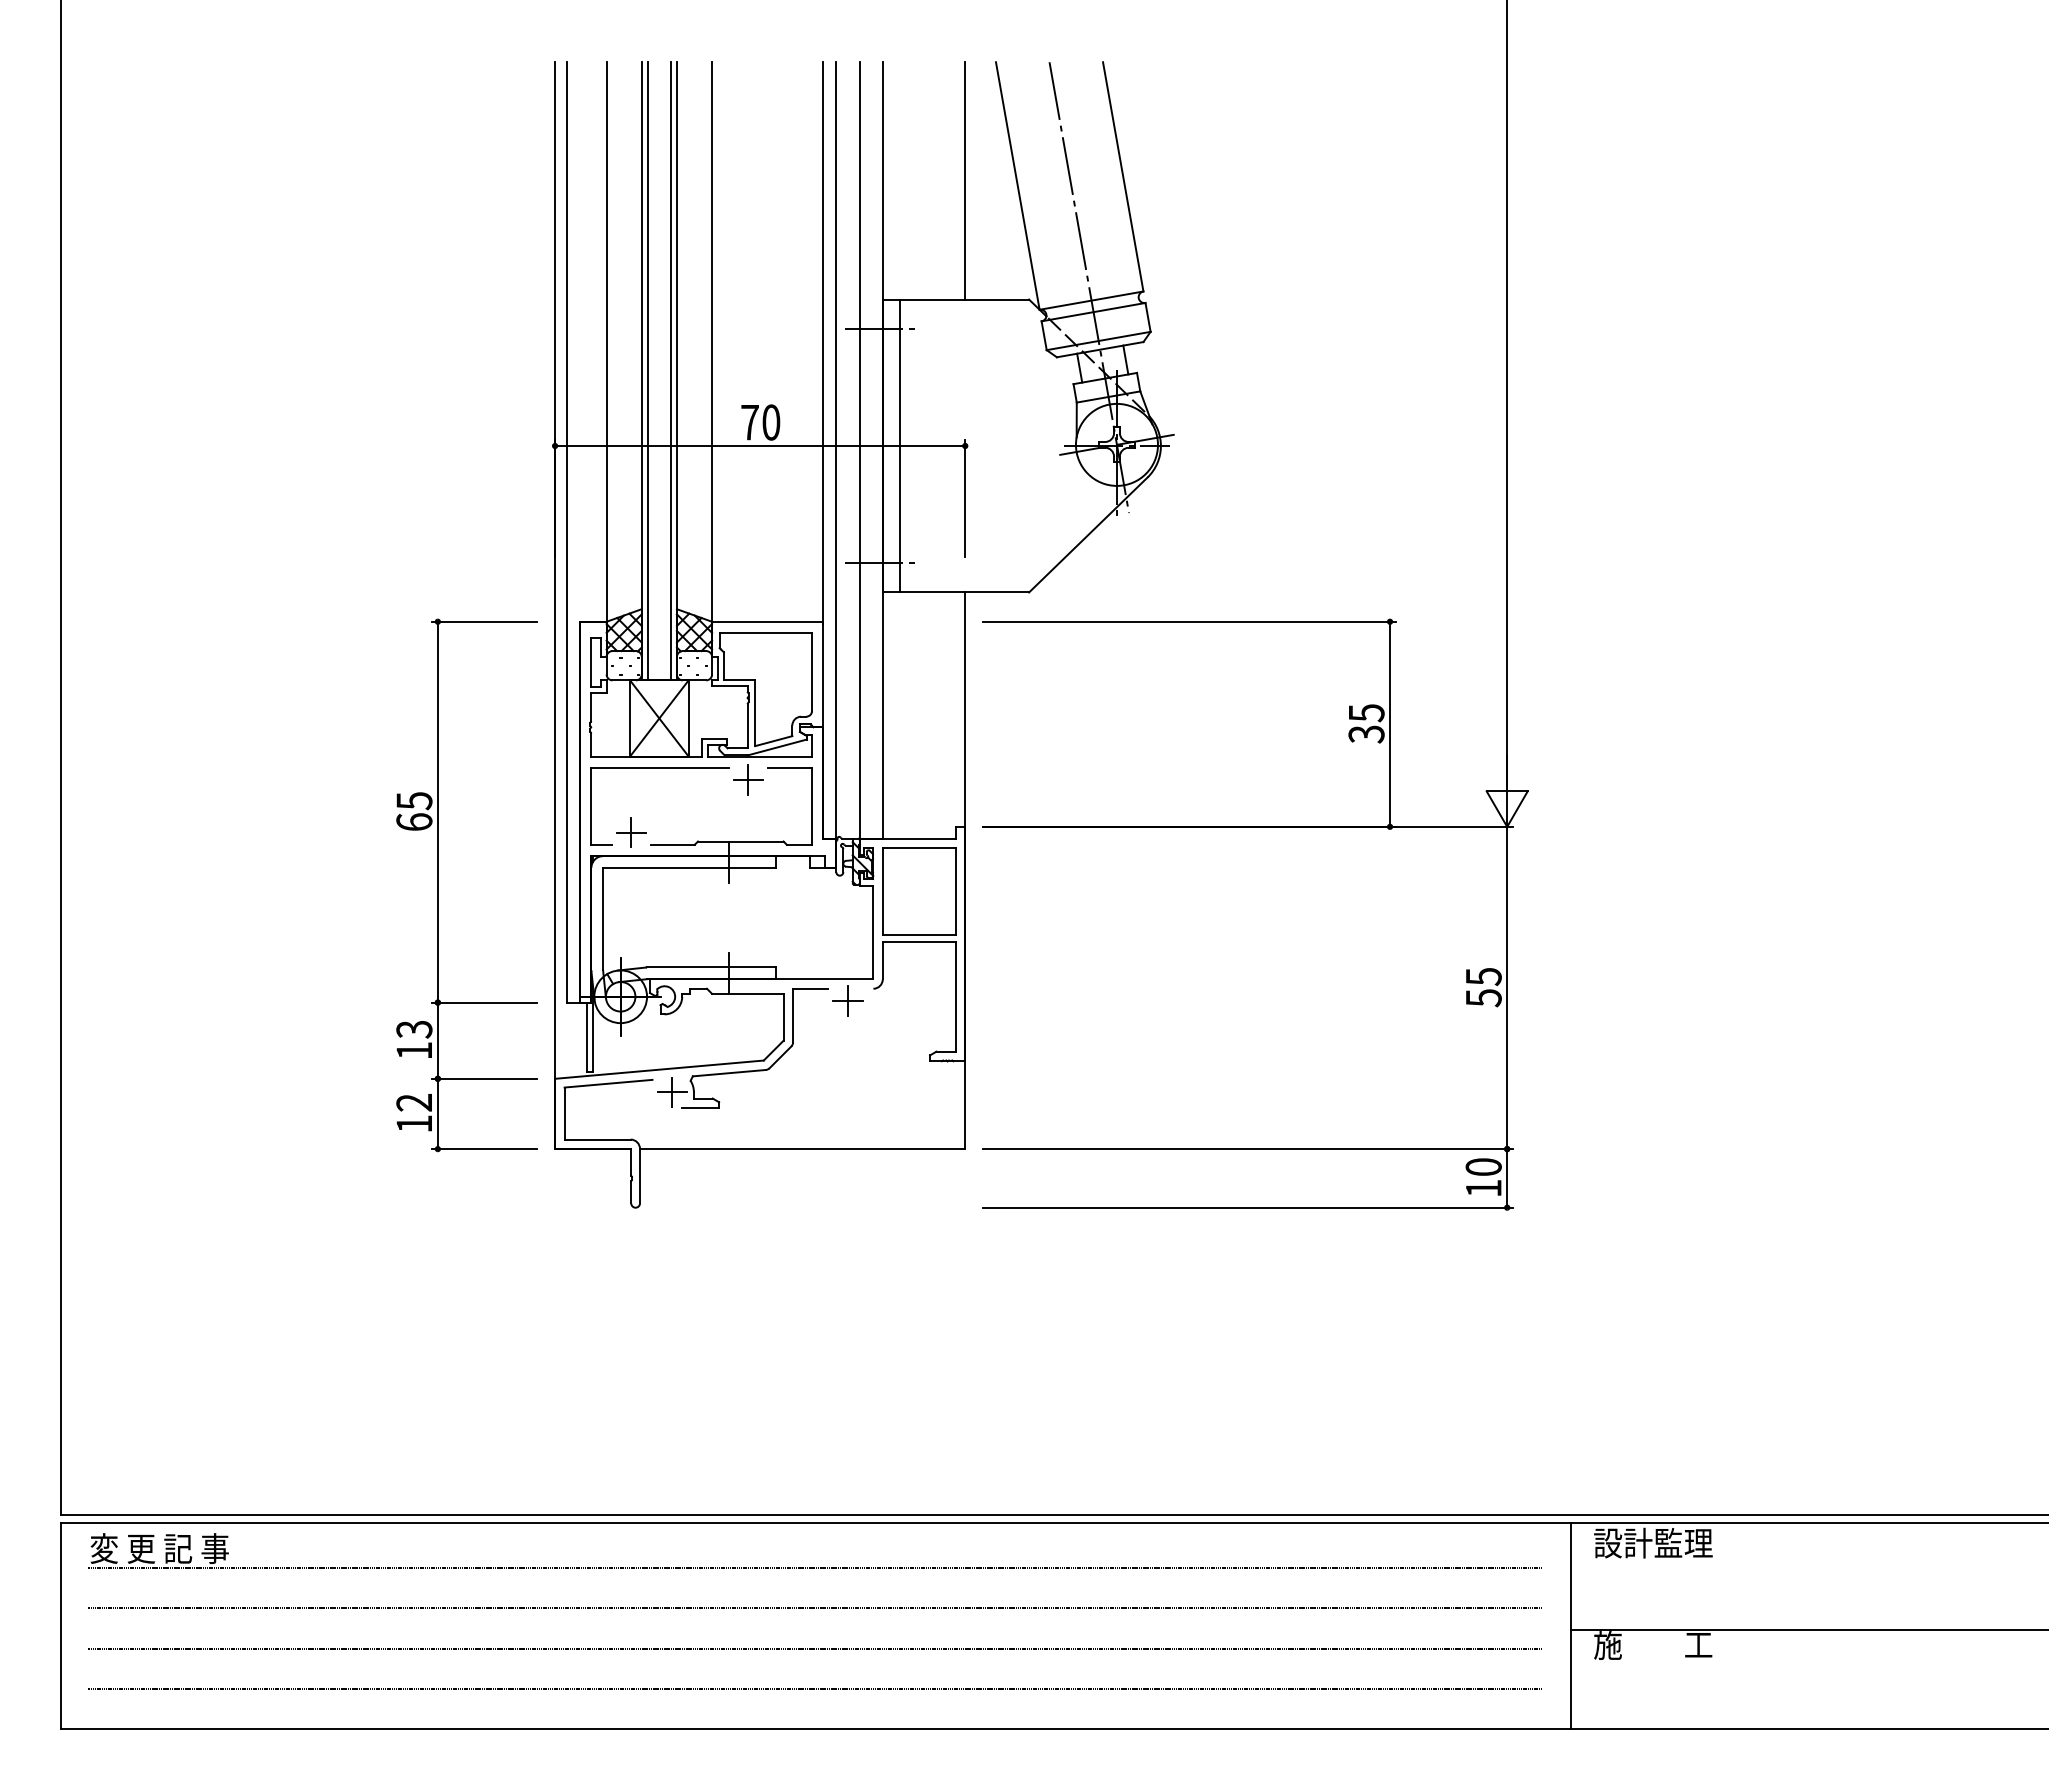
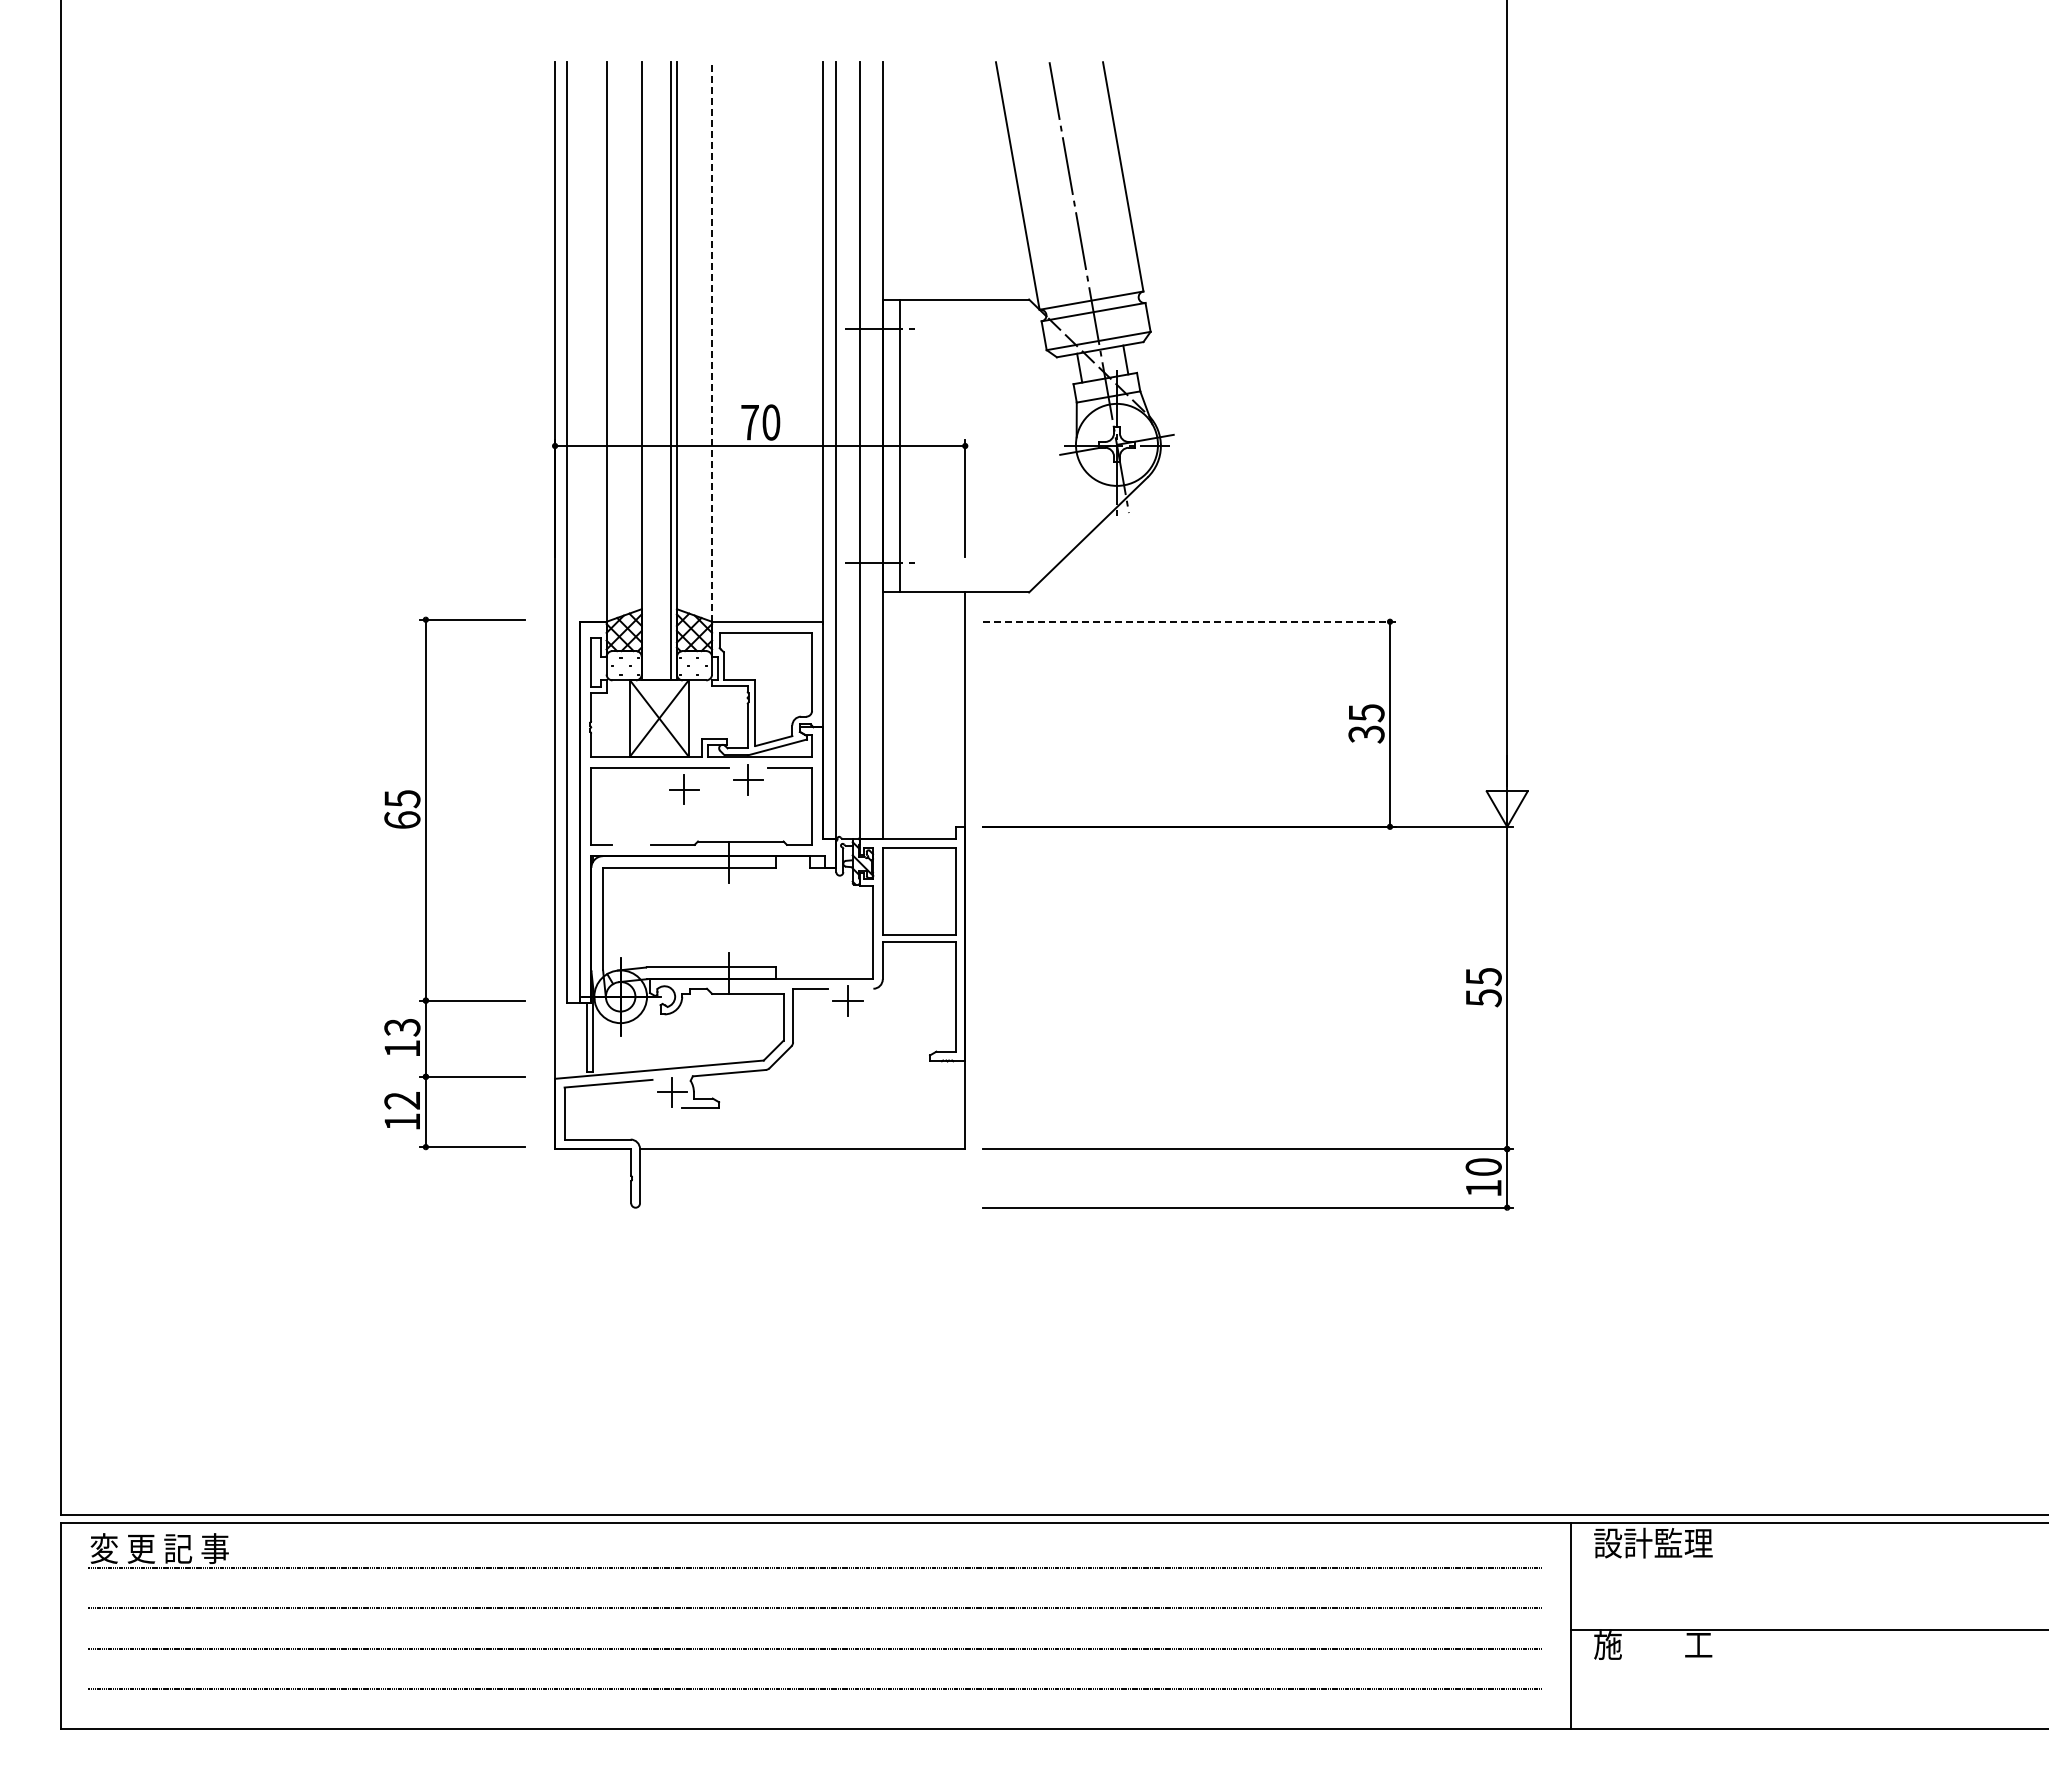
line: present -> none (965, 180)
line: solid -> dashed (712, 342)
line: present -> none (647, 371)
line: solid -> dashed (1189, 621)
part position: (631, 832) -> (684, 789) (684, 789)
part position: (438, 885) -> (426, 883) (426, 883)
